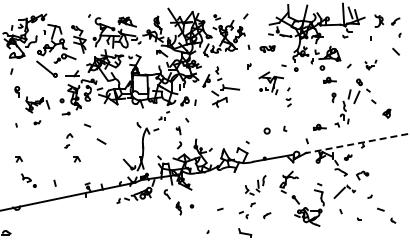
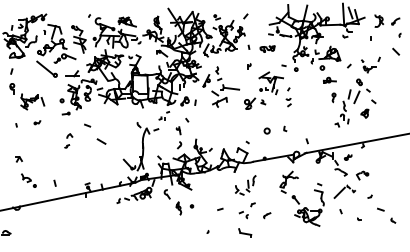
part size: 14x12 px -> 20x18 px (370, 64)
part position: (32, 99) -> (27, 96) (27, 96)
part: none -> present (255, 103)
part position: (386, 113) -> (364, 113) (364, 113)
part: present -> none (319, 126)
line: dashed -> solid (356, 143)
part: present -> none (76, 159)
part position: (255, 185) -> (245, 185) (245, 185)
